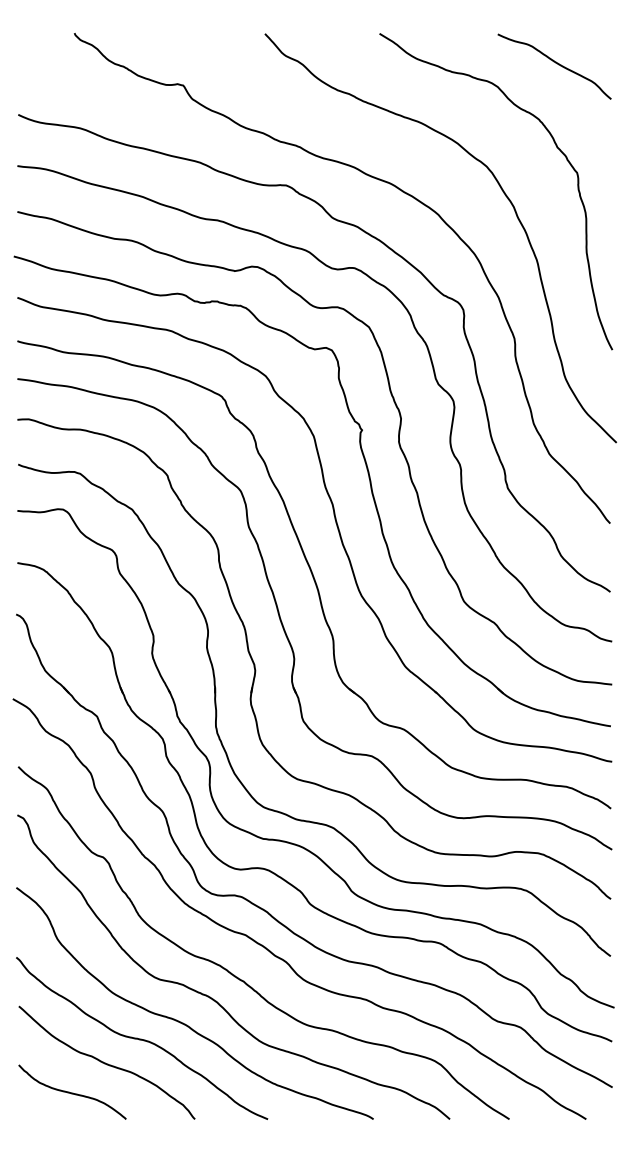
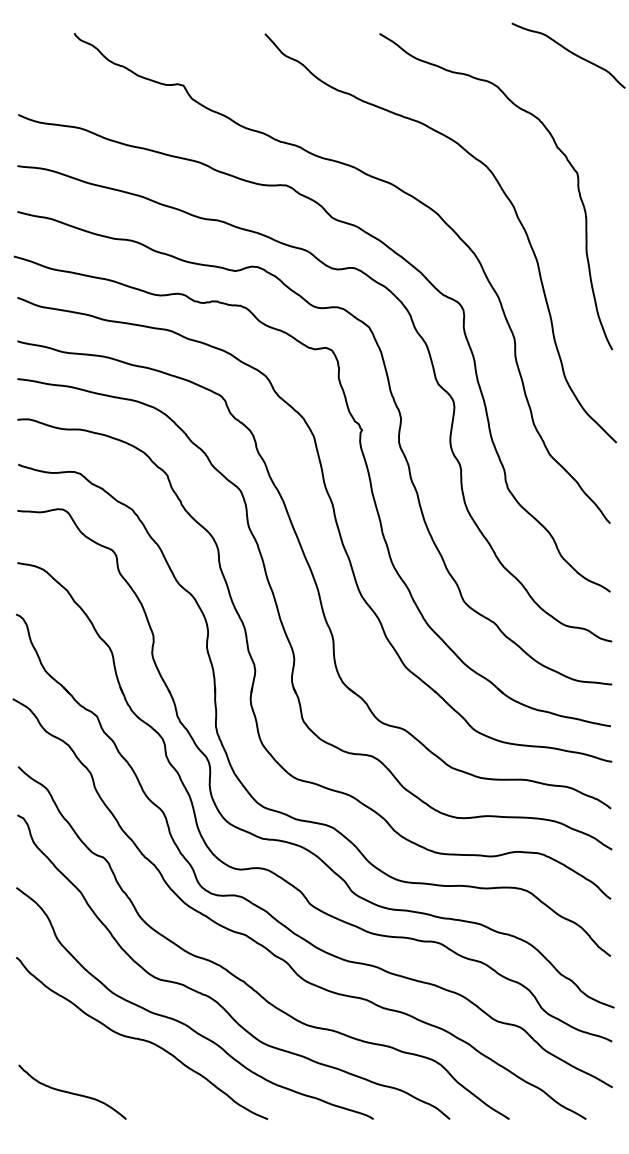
curve position: (555, 63) -> (569, 52) (569, 52)
curve: present -> none (105, 1062)
